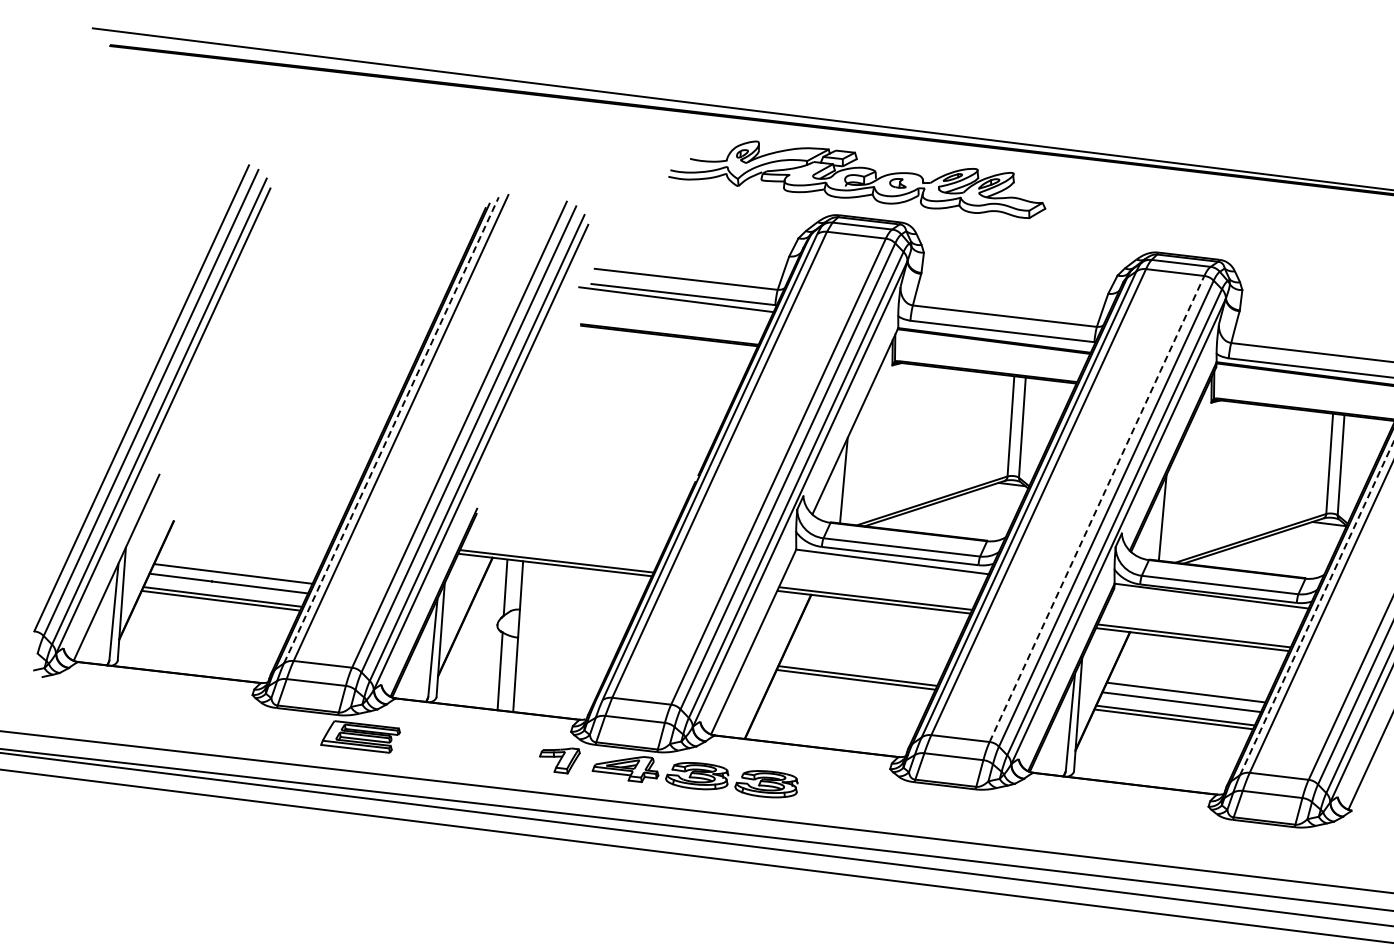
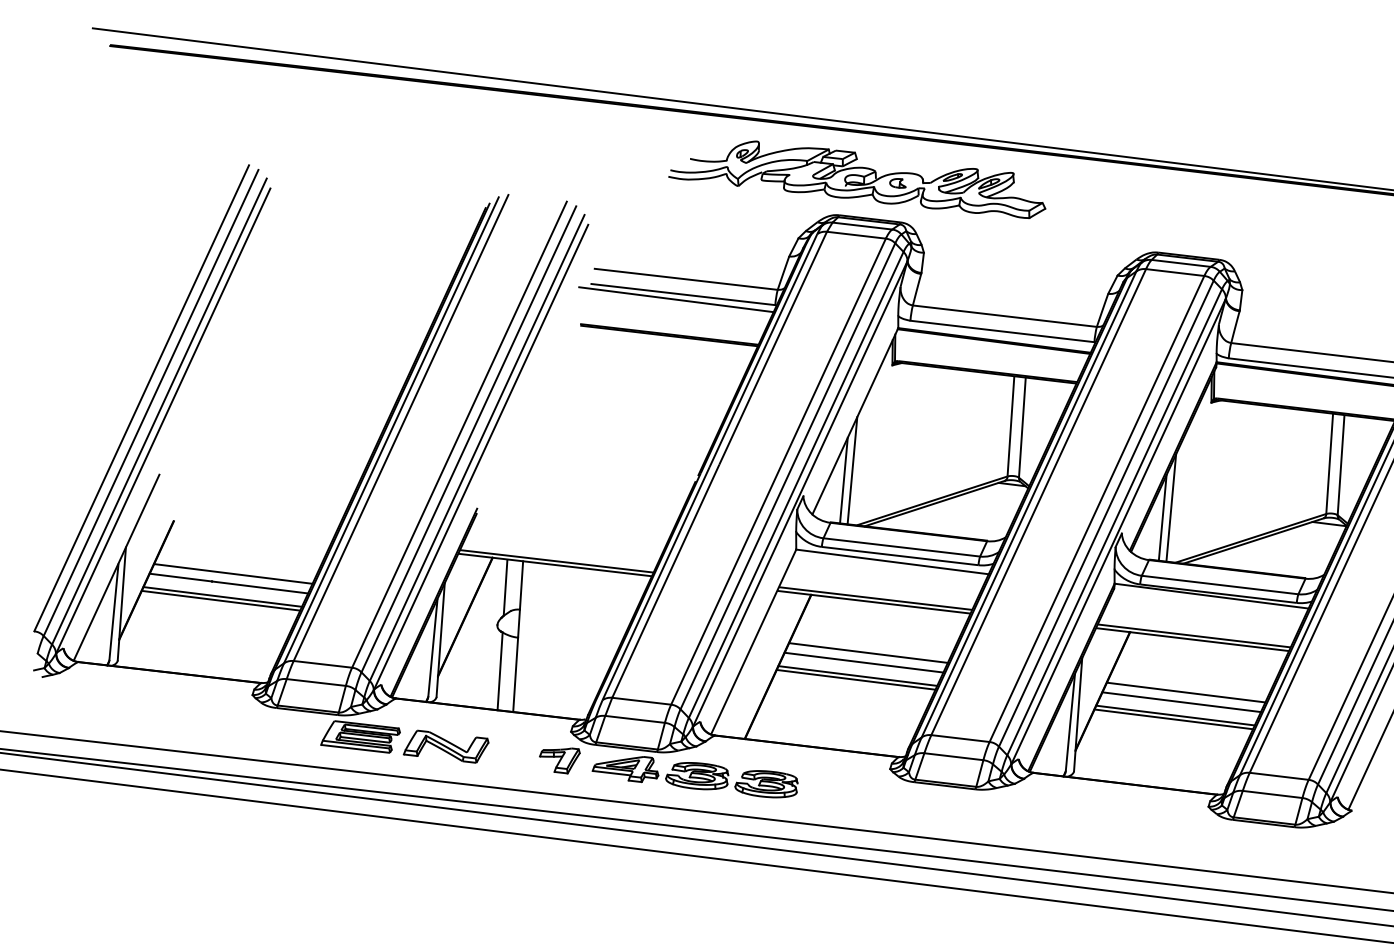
line: dashed -> solid (391, 430)
line: none -> present (852, 470)
line: none -> present (1171, 507)
line: dashed -> solid (1096, 508)
line: dashed -> solid (1316, 608)
line: none -> present (868, 652)
line: none -> present (863, 662)
part: none -> present (445, 746)
